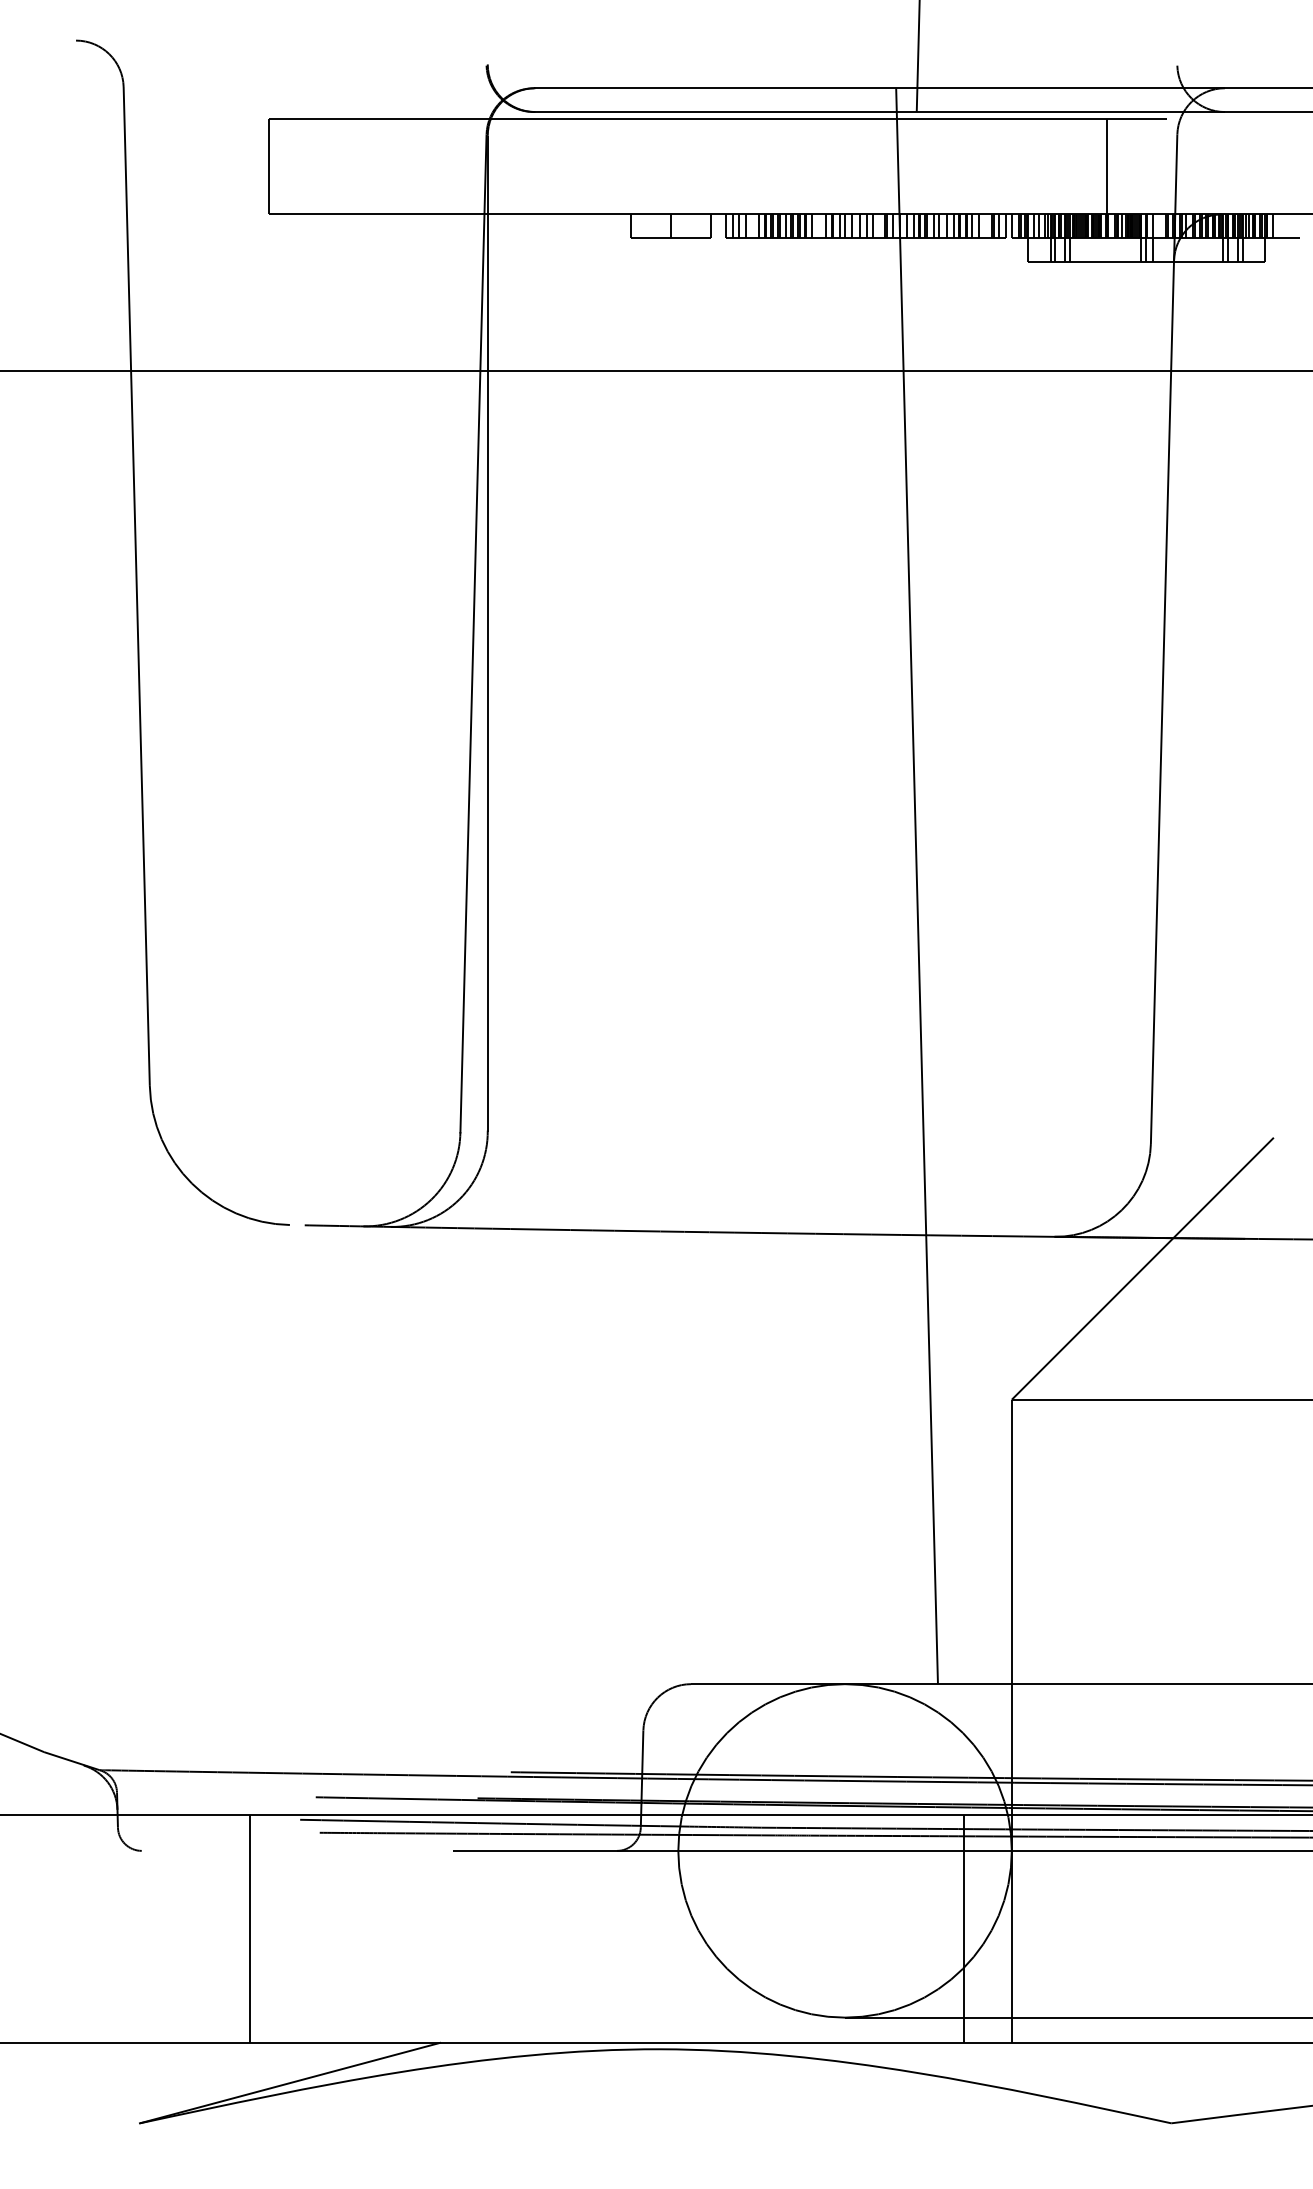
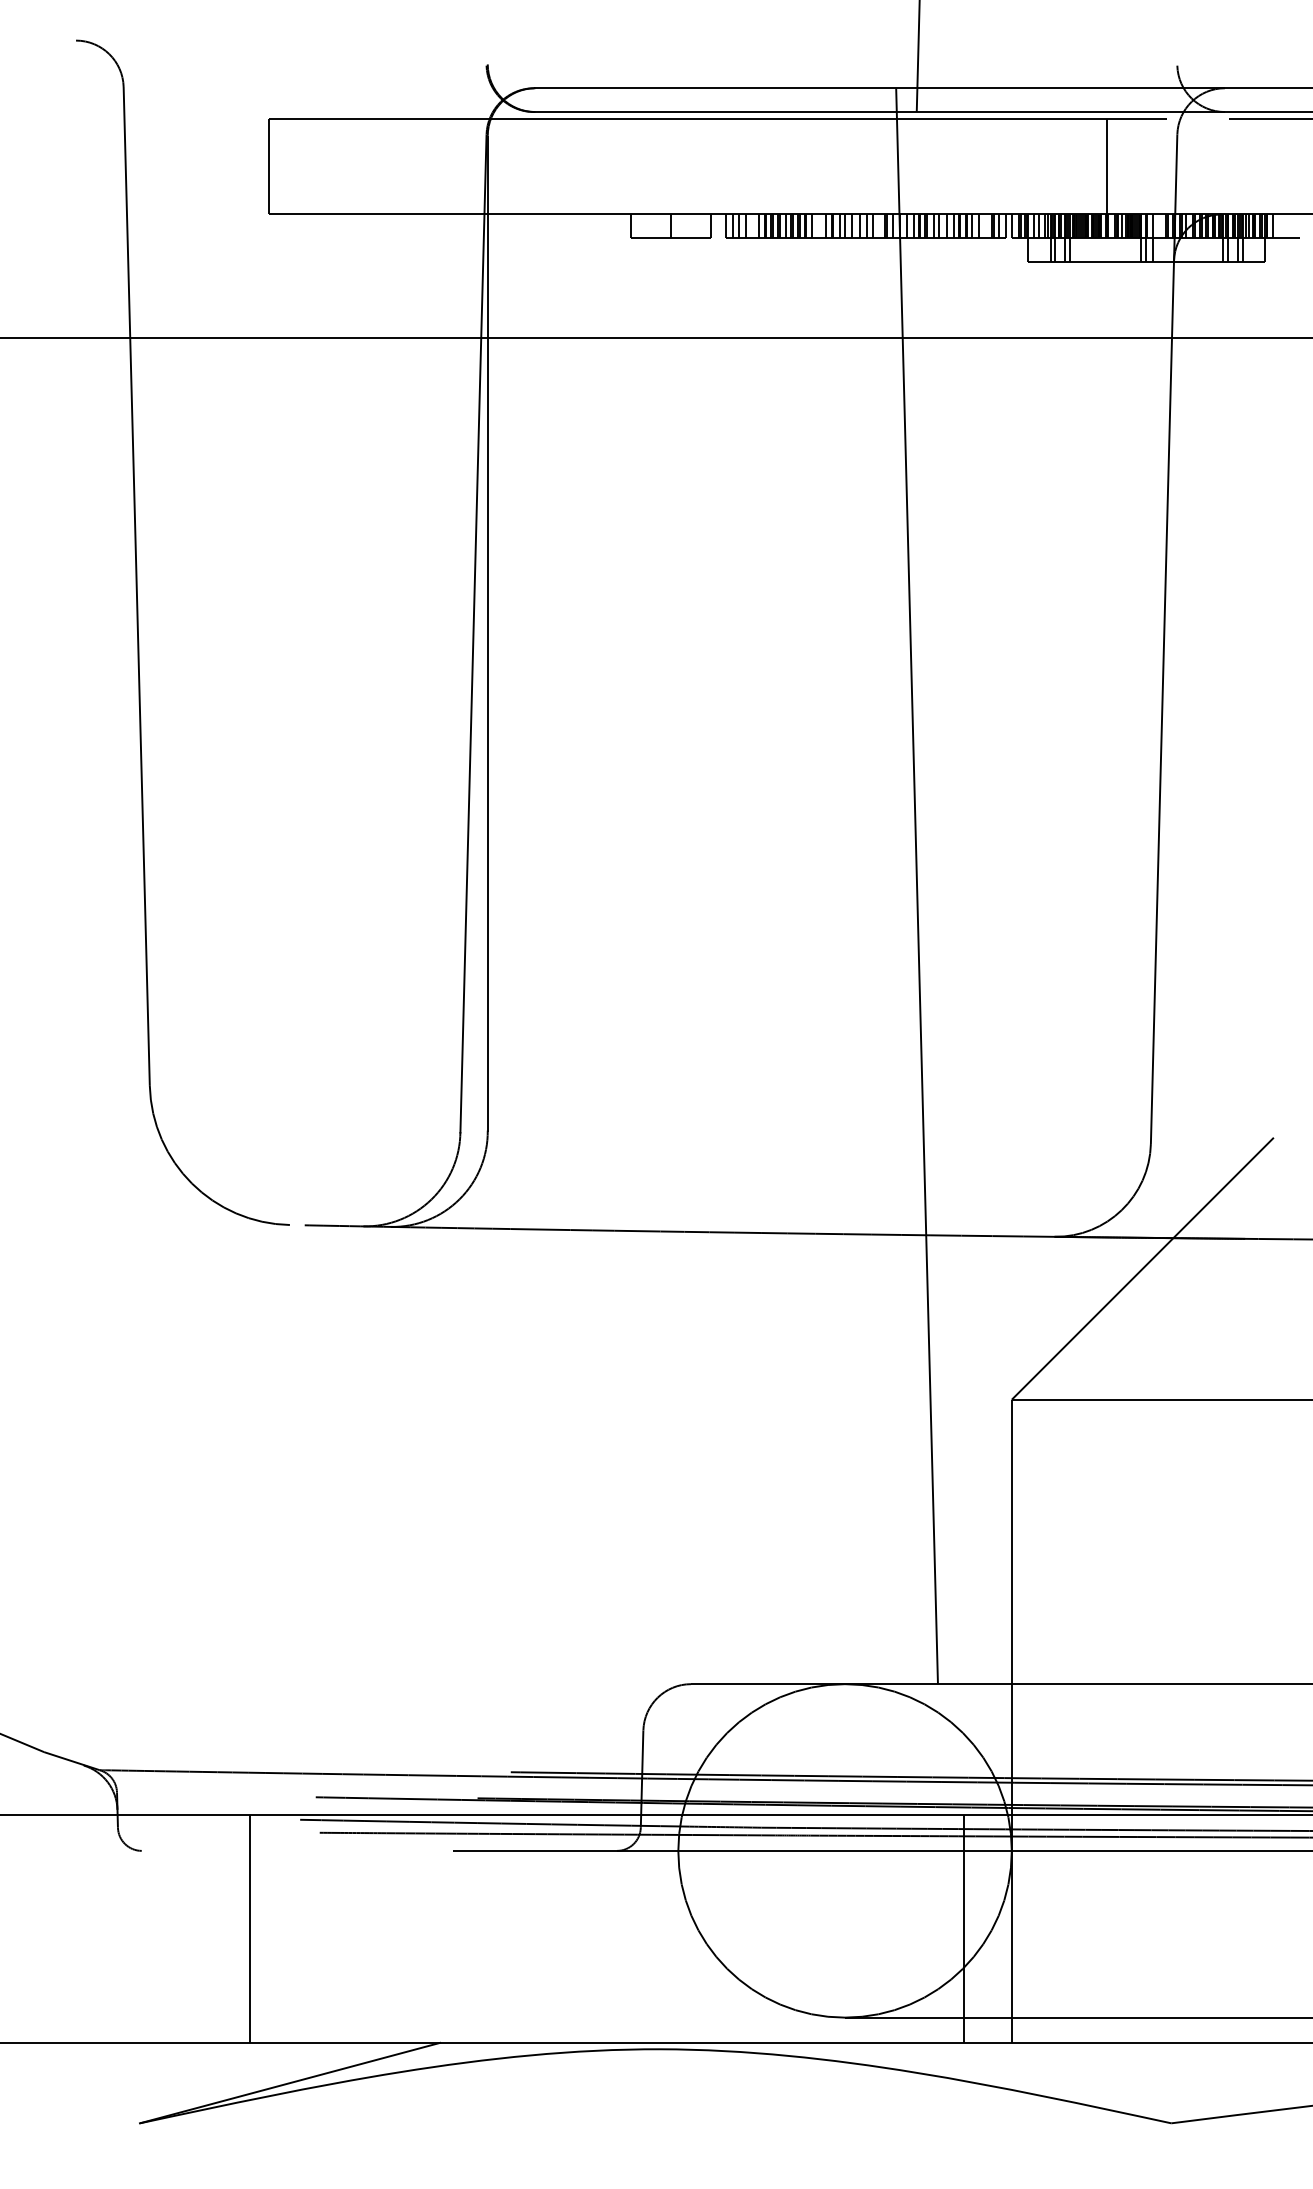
line: none -> present (1268, 119)
line position: (655, 371) -> (655, 338) (655, 338)
